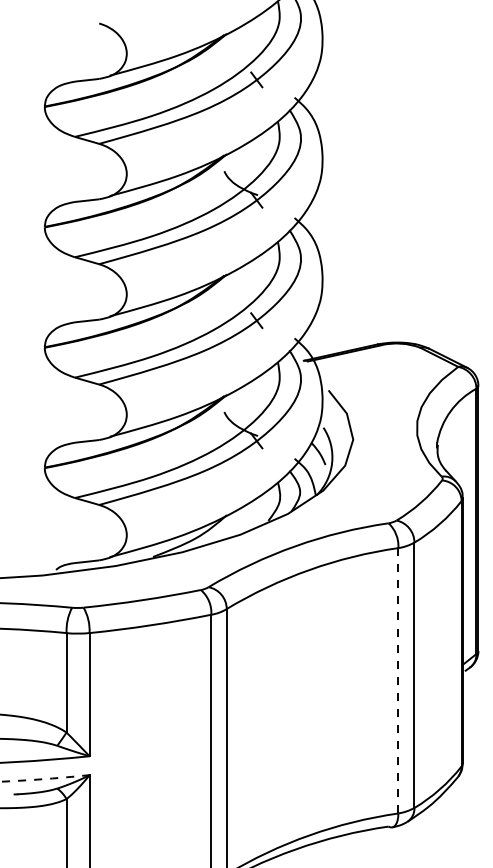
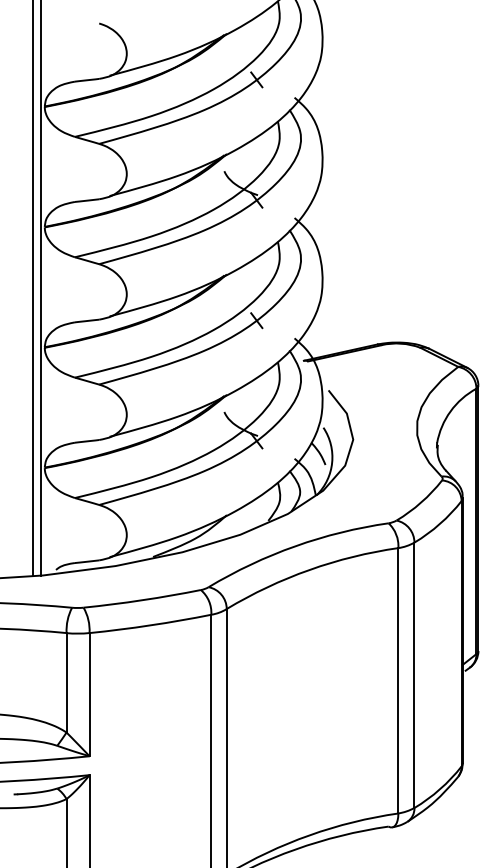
line: none -> present (40, 288)
line: none -> present (33, 289)
line: dashed -> solid (398, 680)
arc: dashed -> solid (45, 778)
